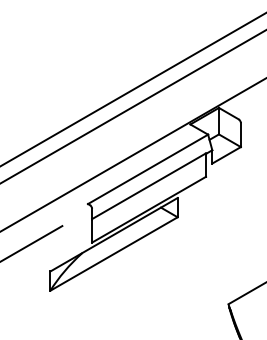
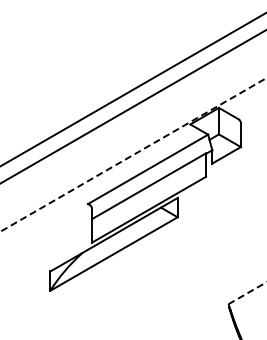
line: solid -> dashed (133, 155)
line: present -> none (32, 243)
line: solid -> dashed (247, 293)
